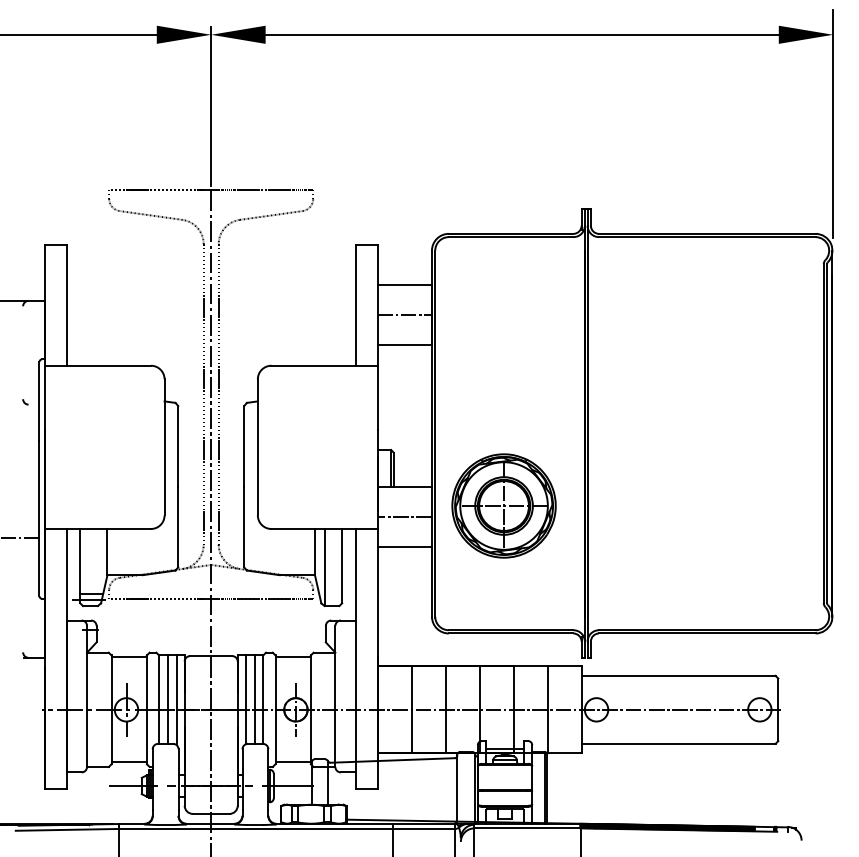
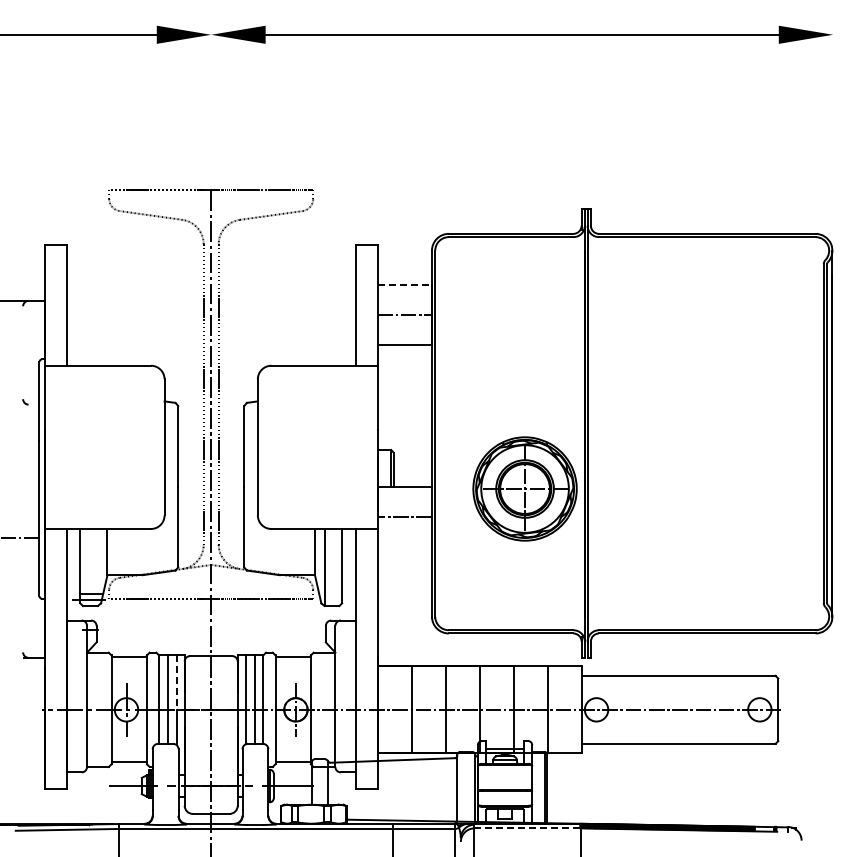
line: present -> none (211, 106)
line: present -> none (833, 124)
line: solid -> dashed (405, 285)
part position: (503, 505) -> (524, 488) (524, 488)
line: present -> none (404, 546)
line: solid -> dashed (176, 683)
line: solid -> dashed (527, 828)
